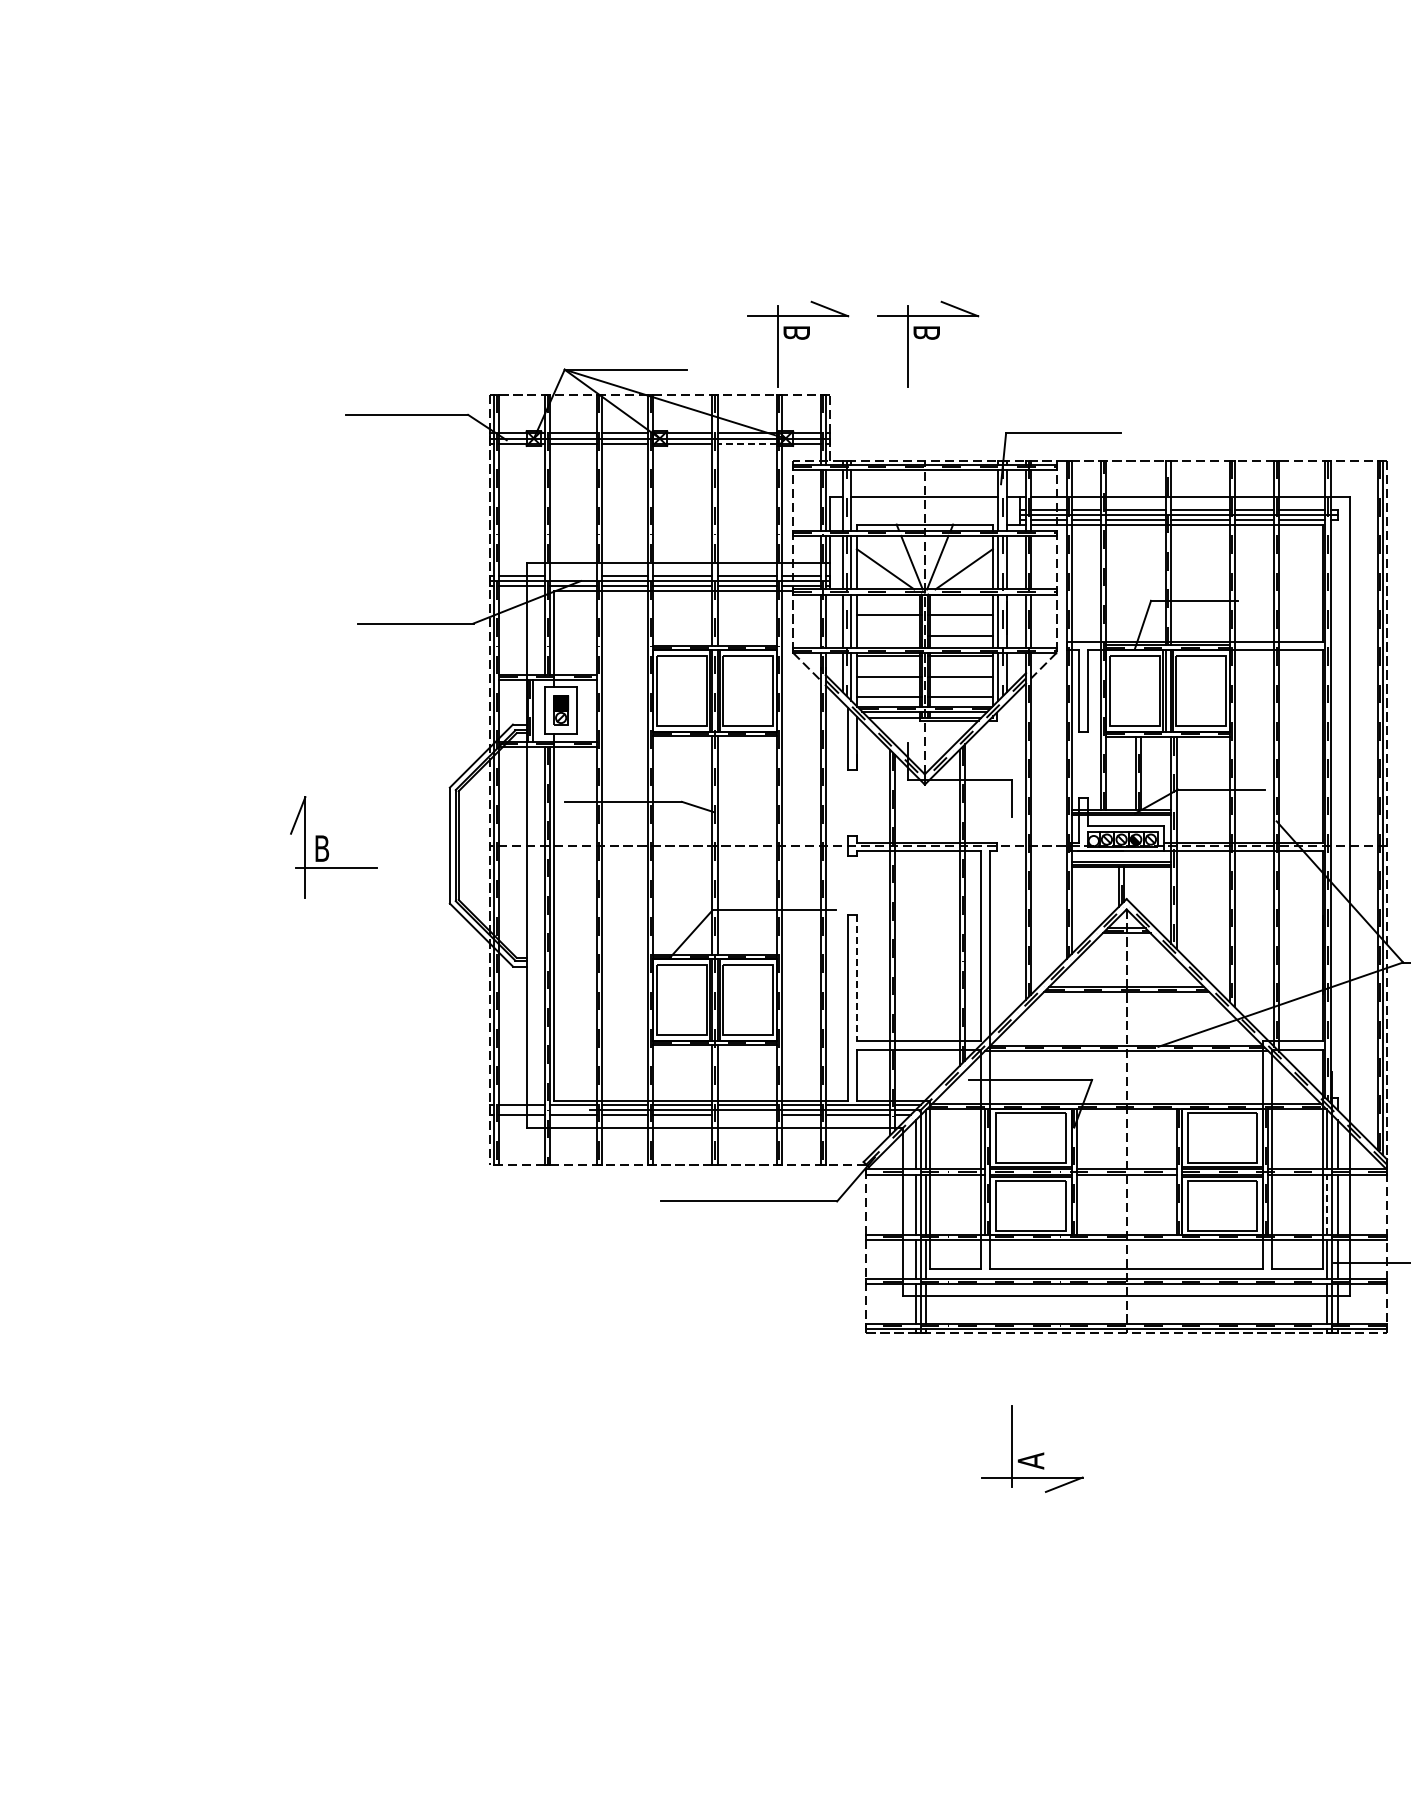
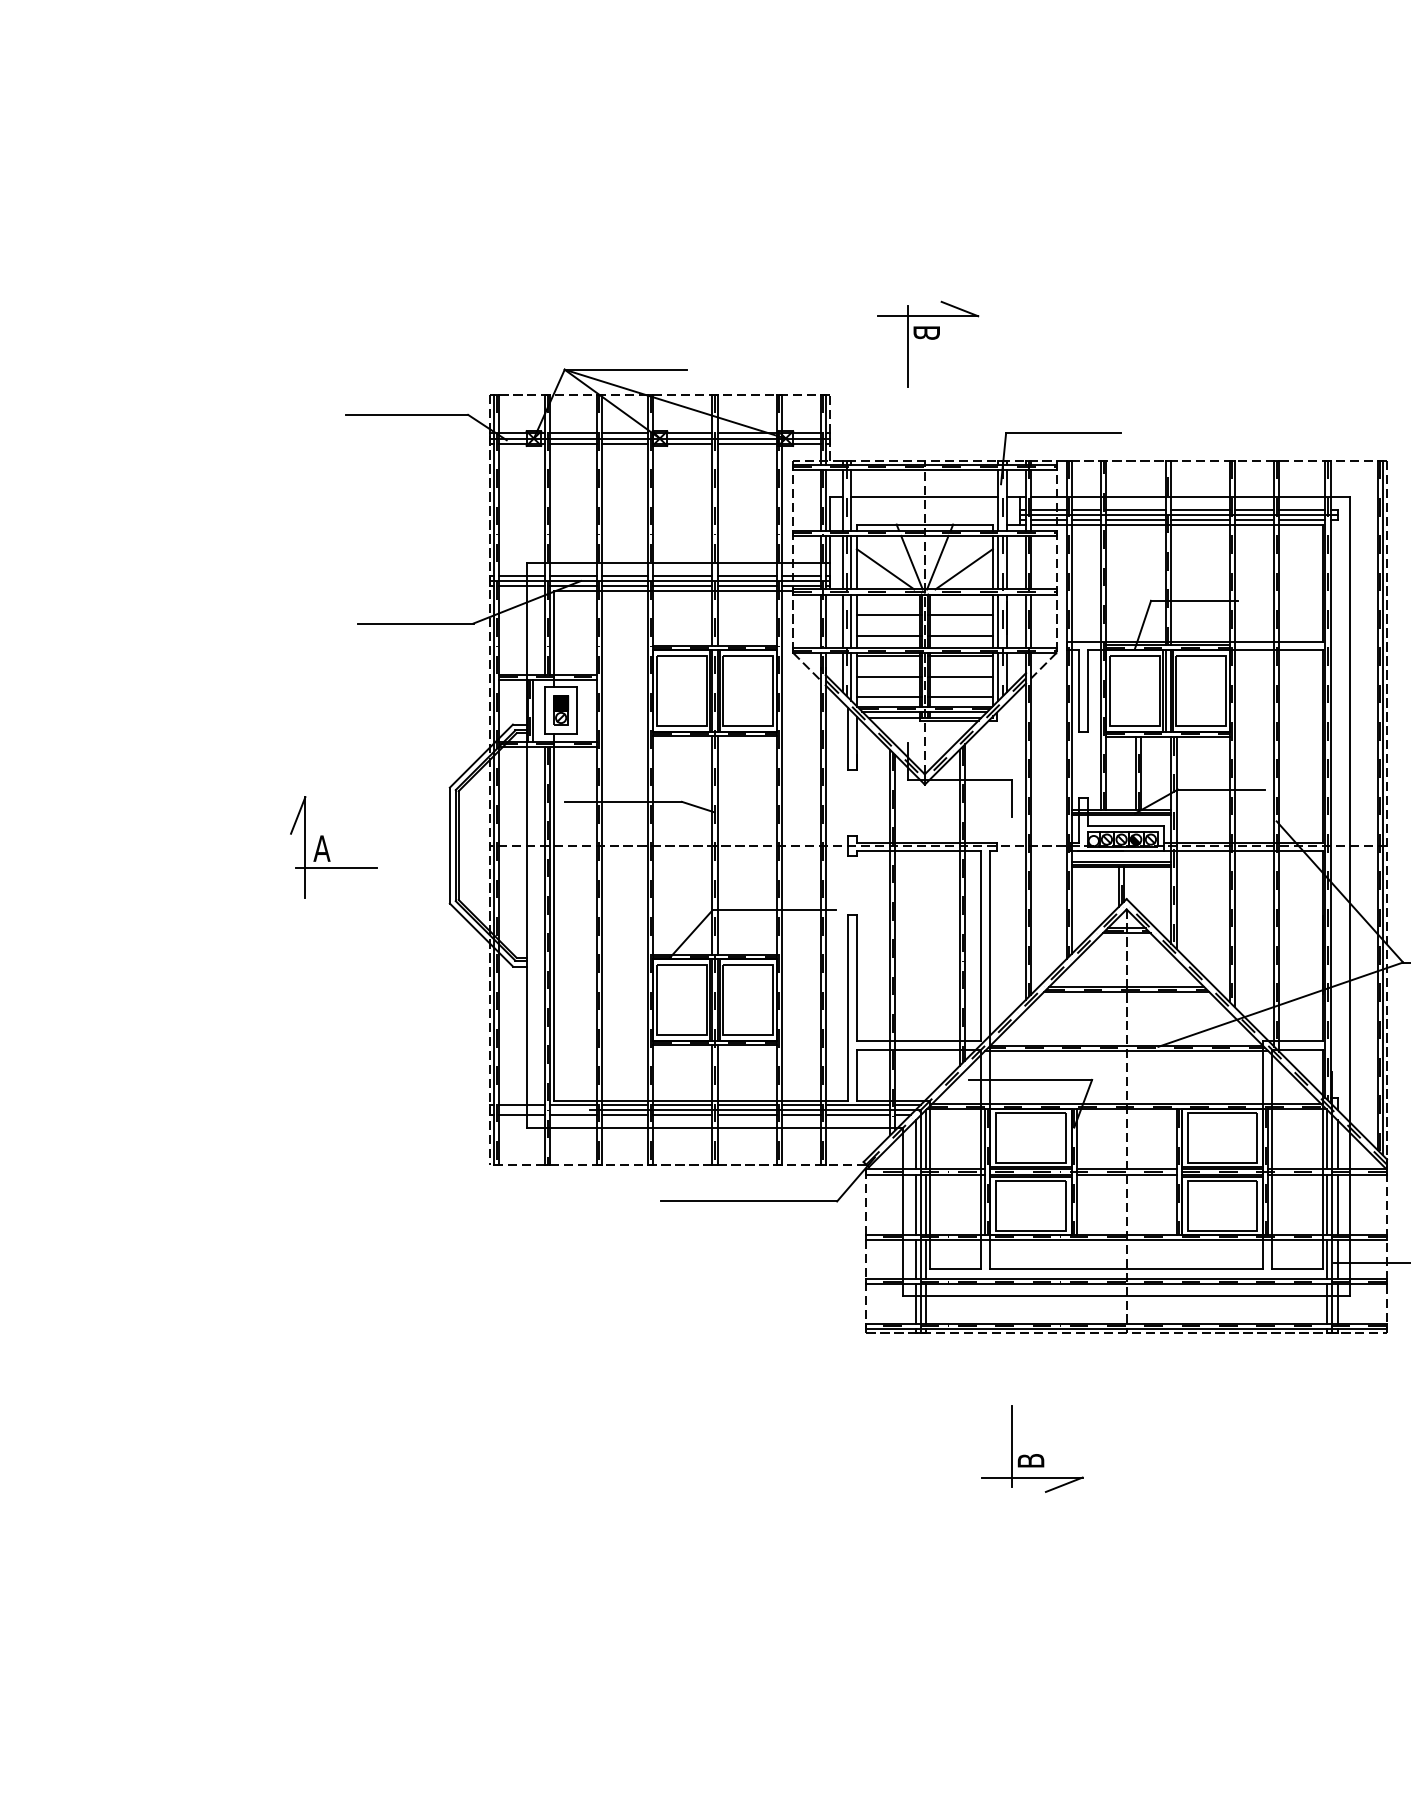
part: present -> none (798, 343)
line: dashed -> solid (747, 443)
line: none -> present (573, 575)
line: none -> present (888, 635)
text: B -> A (321, 848)
line: dashed -> solid (856, 977)
line: none -> present (746, 1115)
line: dashed -> solid (1327, 1204)
text: A -> B (1030, 1460)
